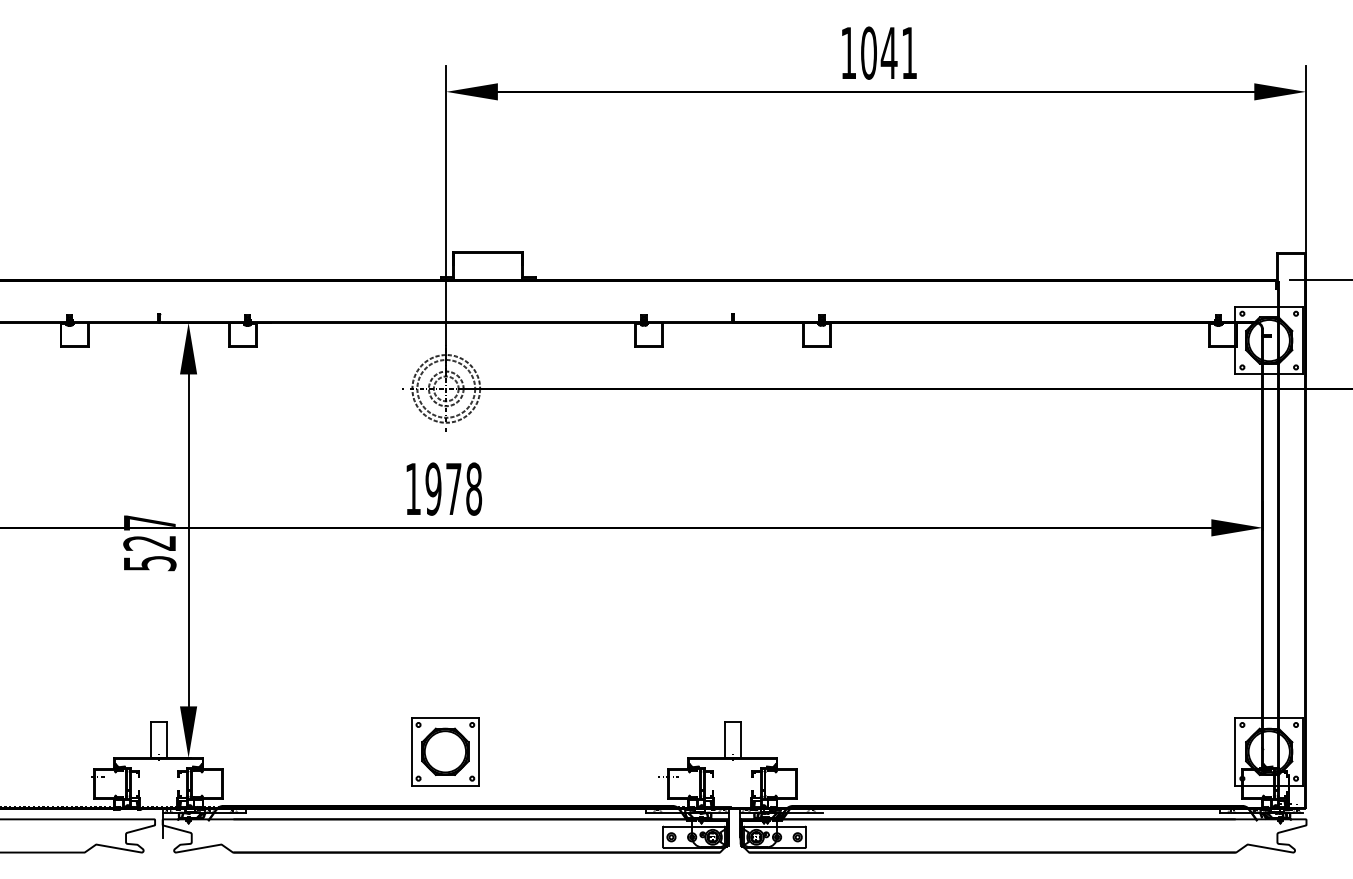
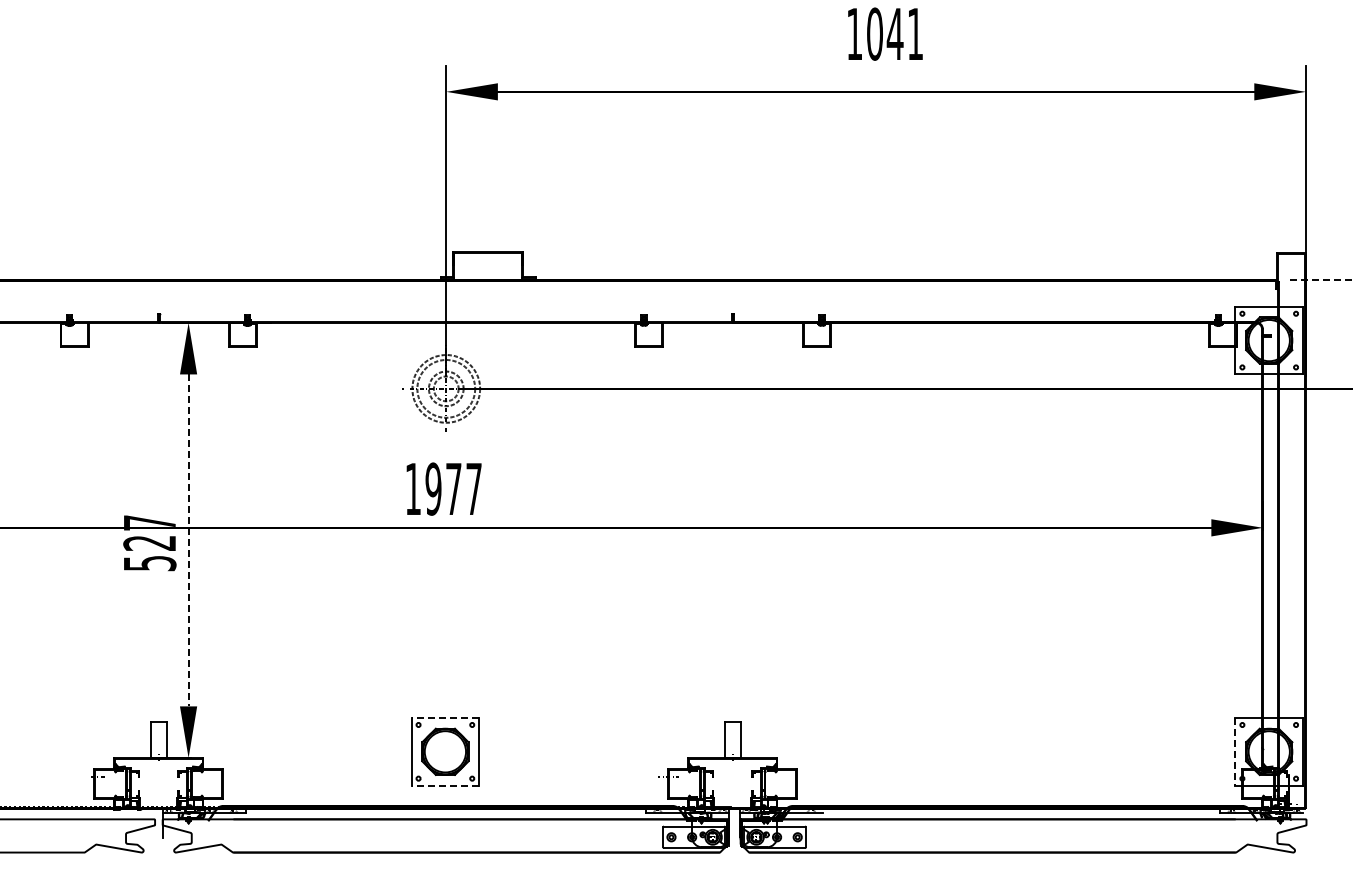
text position: (879, 52) -> (885, 33) (885, 33)
line: solid -> dashed (1321, 279)
text: 1978 -> 1977 (474, 488)
line: solid -> dashed (188, 540)
line: solid -> dashed (445, 717)
line: solid -> dashed (1235, 751)
line: solid -> dashed (445, 785)
